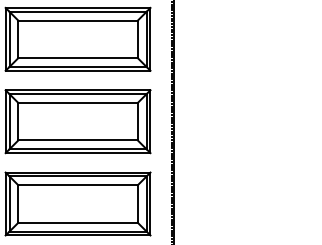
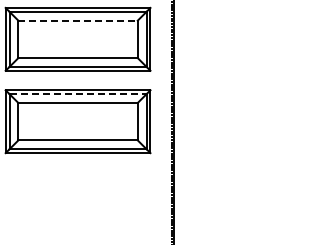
line: solid -> dashed (78, 20)
line: solid -> dashed (78, 94)
part: present -> none (77, 203)
